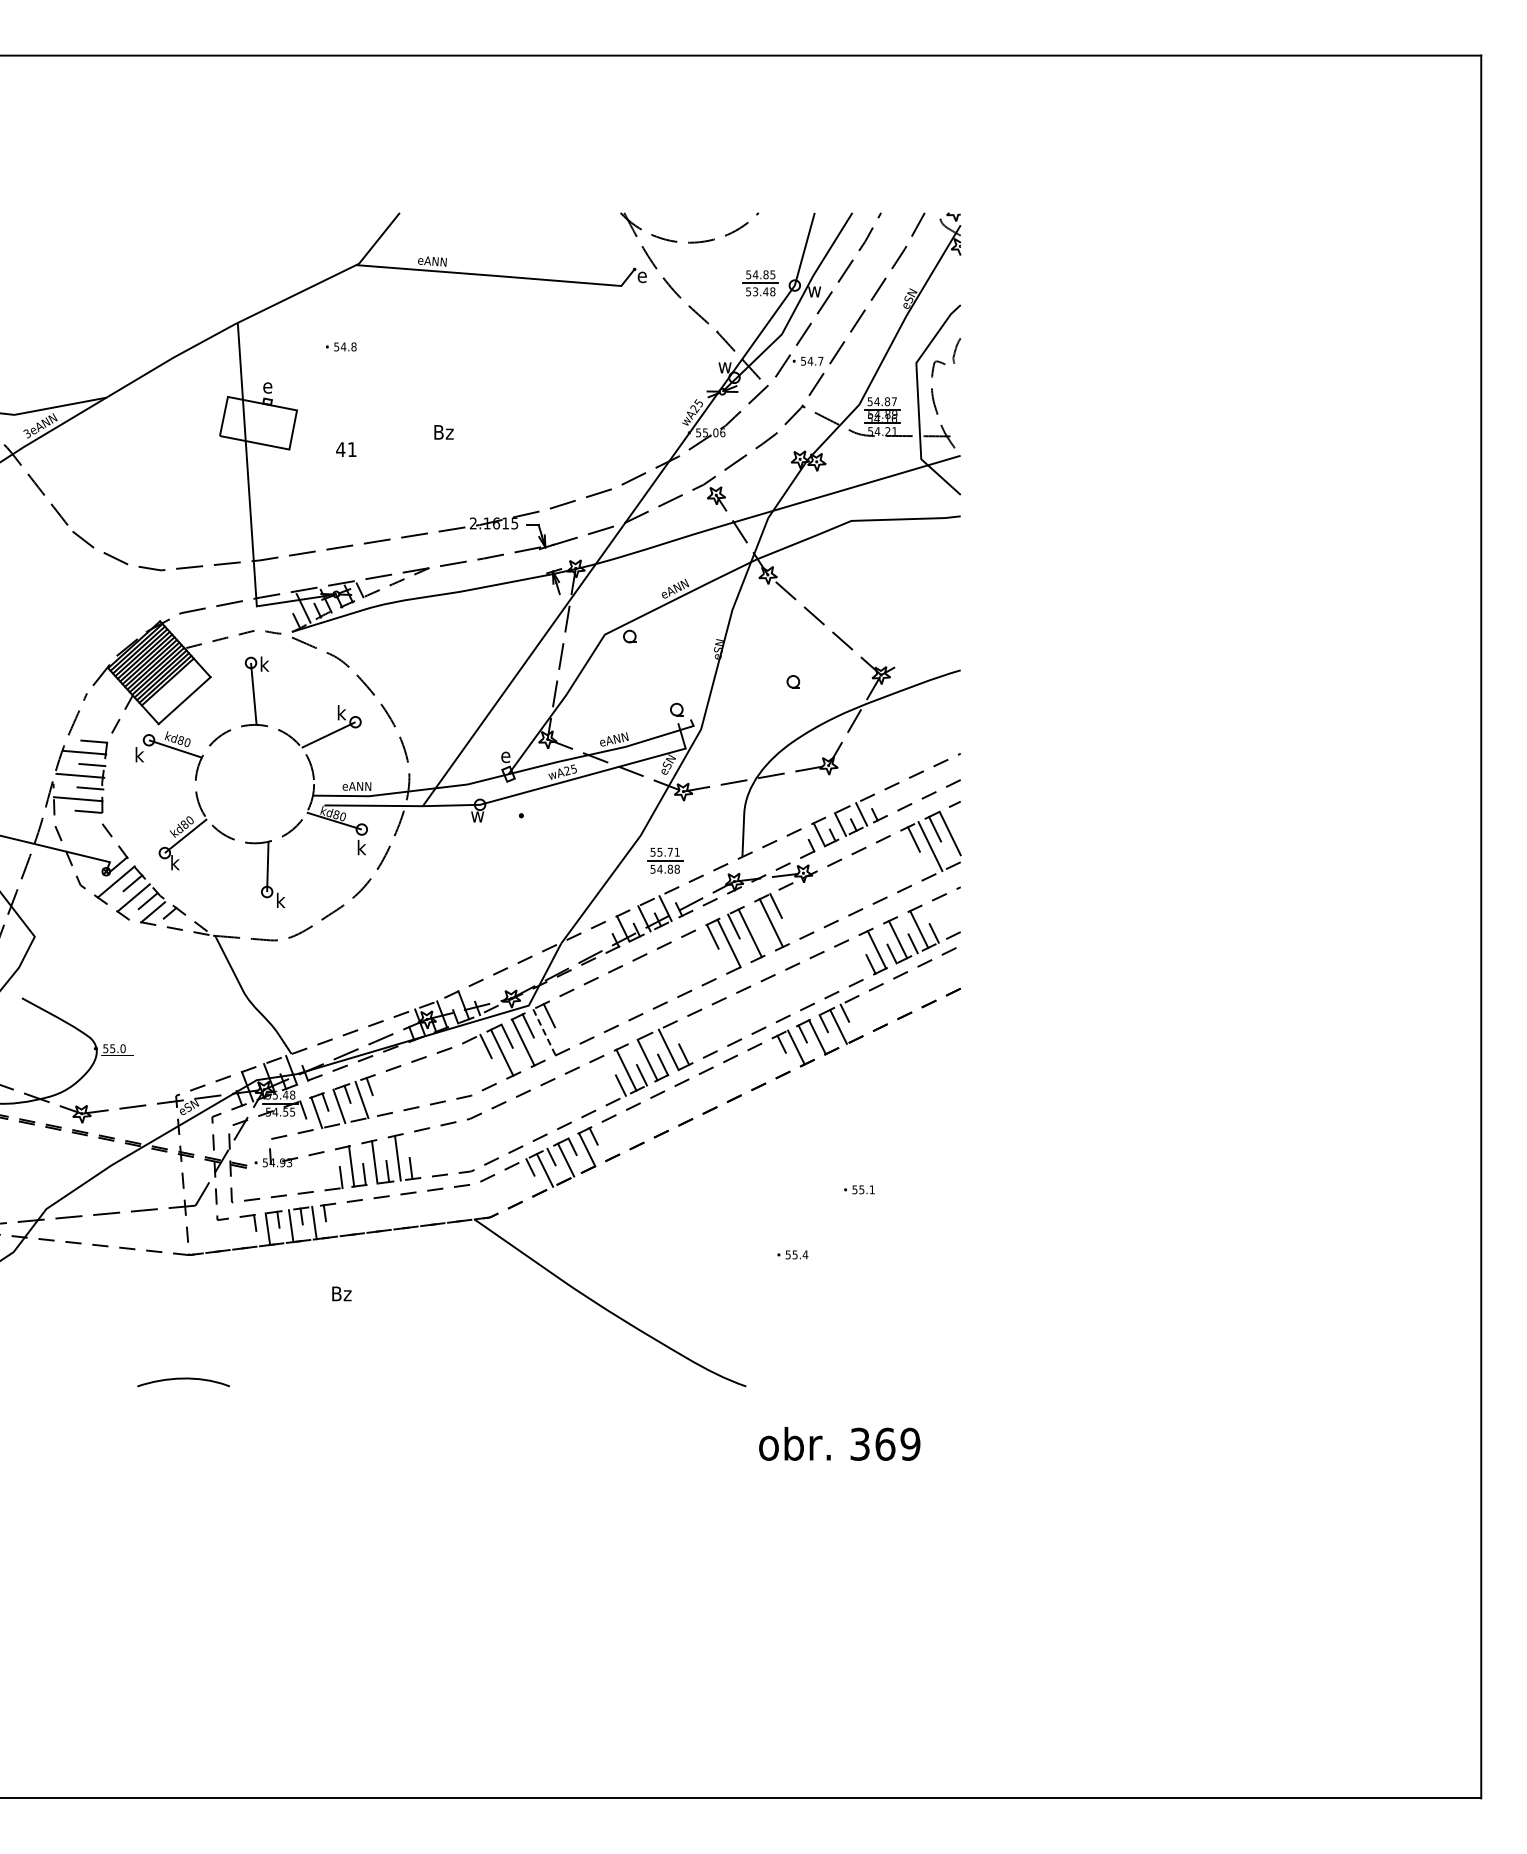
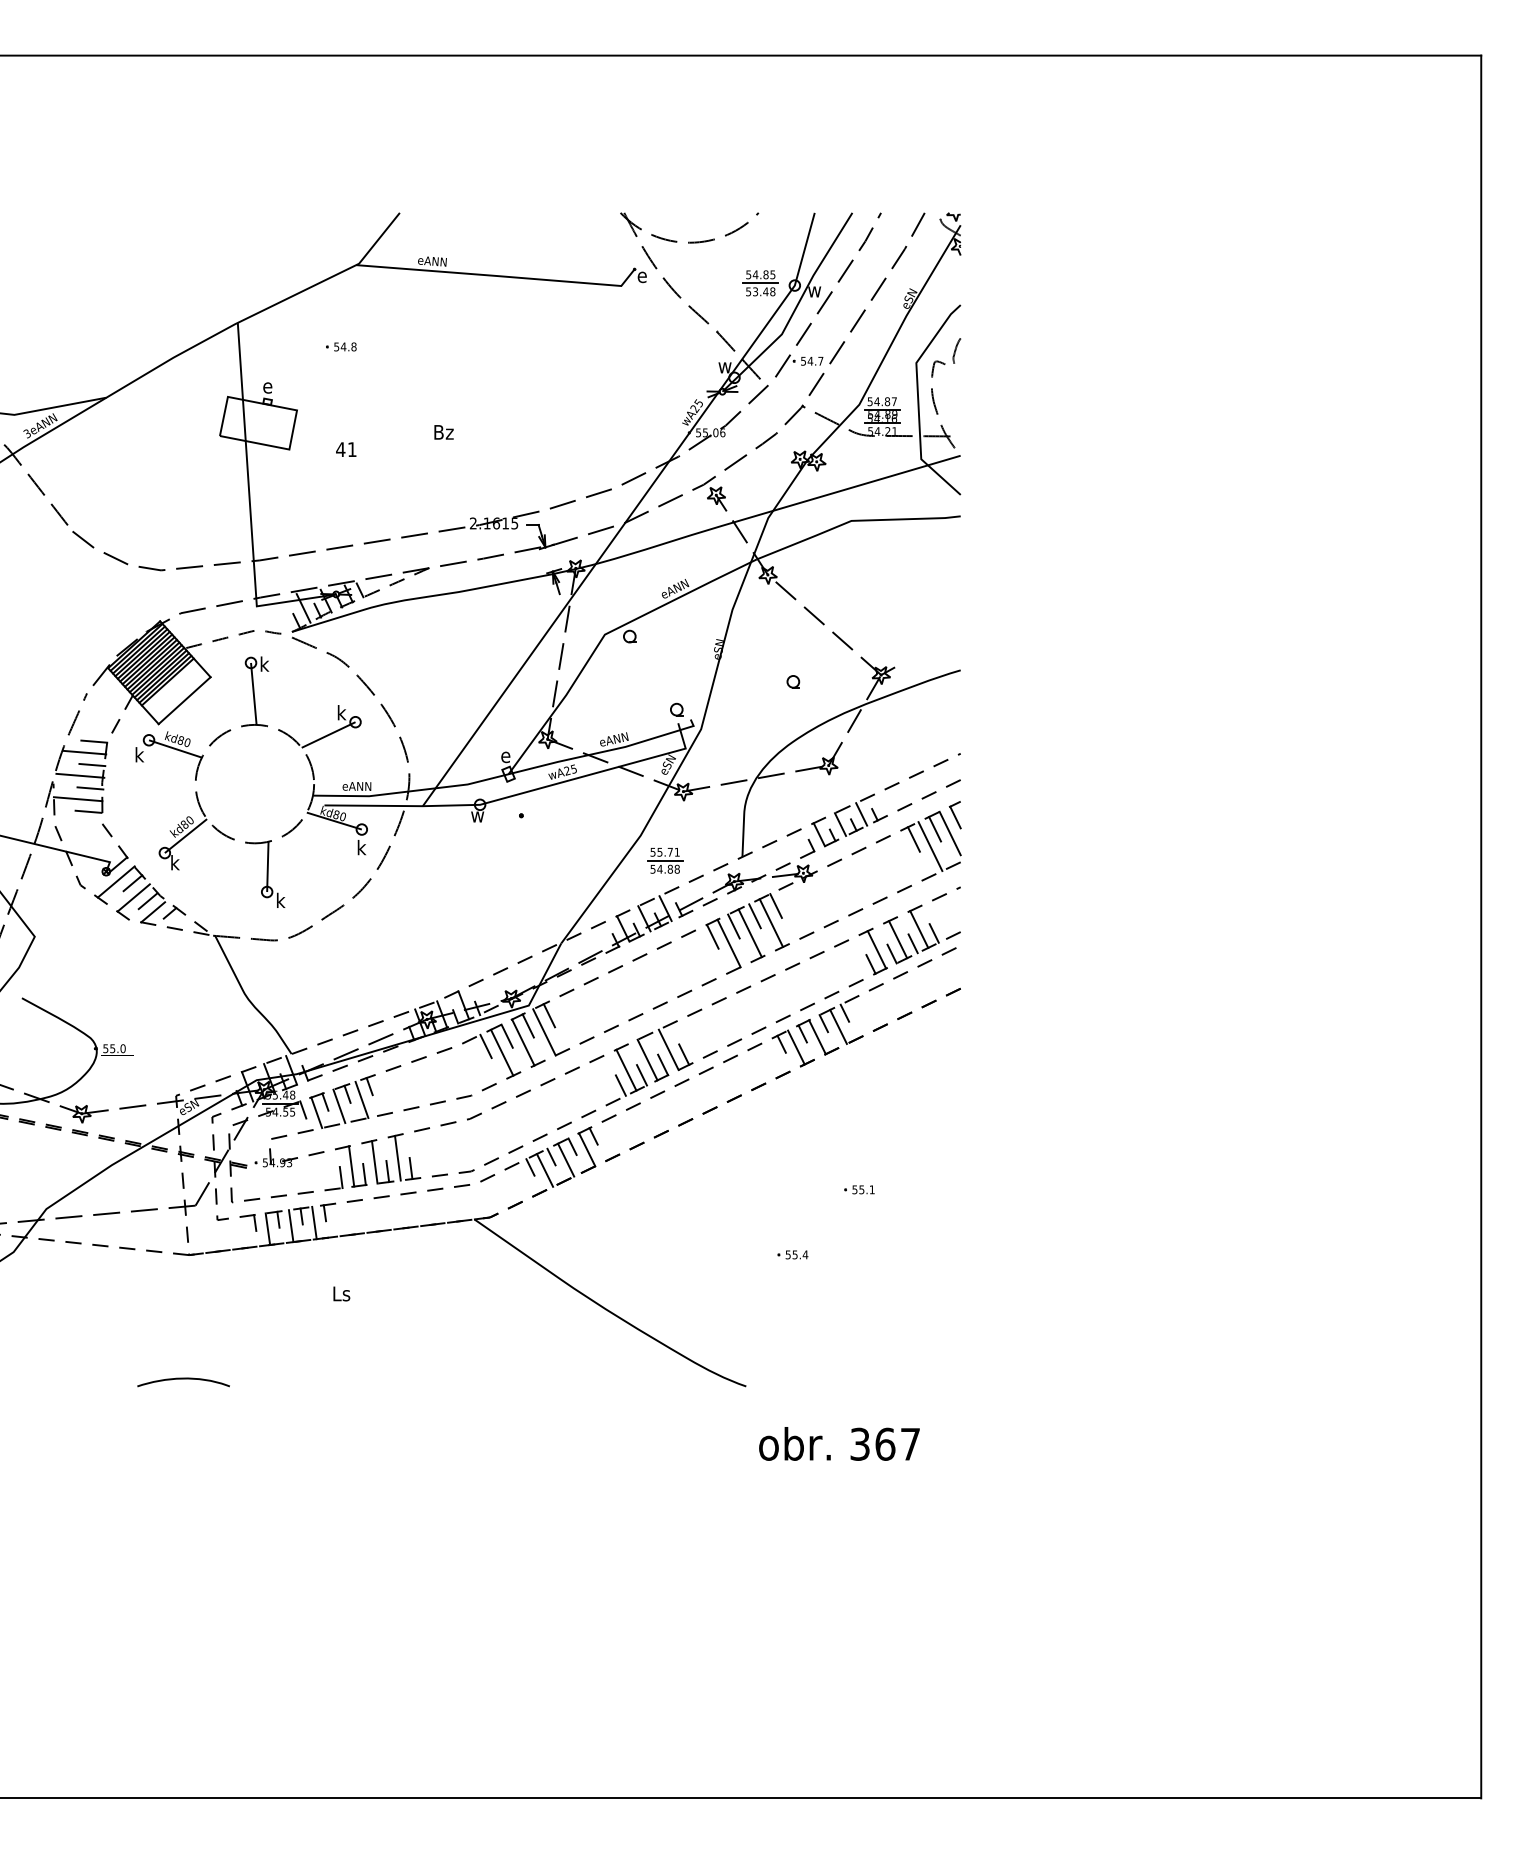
line: none -> present (955, 817)
line: none -> present (754, 916)
line: dashed -> solid (544, 1032)
text: Bz -> Ls (341, 1293)
text: 369 -> 367 (910, 1443)
